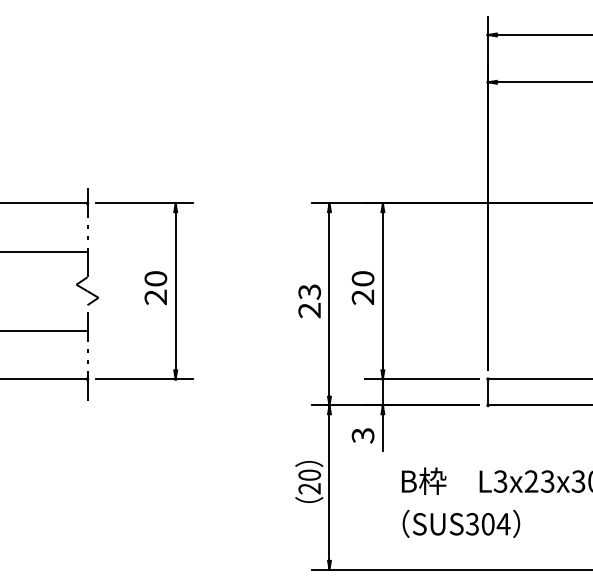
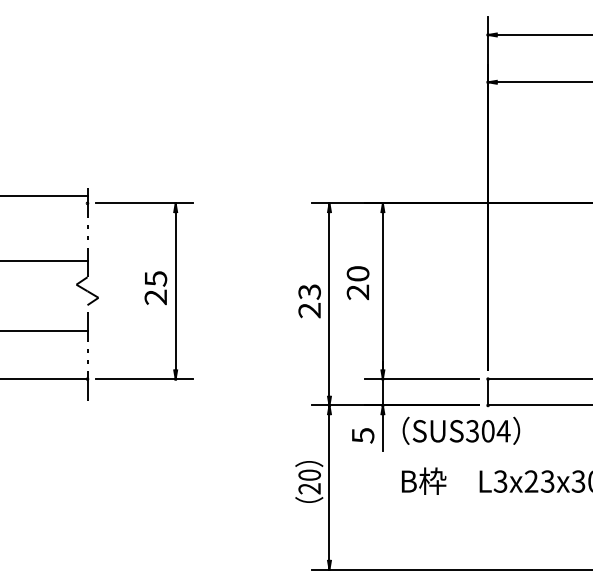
line position: (44, 203) -> (44, 196) (44, 196)
line position: (44, 251) -> (44, 260) (44, 260)
text: 20 -> 25 (155, 278)
text position: (362, 288) -> (357, 283) (357, 283)
text: 3 -> 5 (362, 435)
text position: (461, 523) -> (461, 430) (461, 430)
